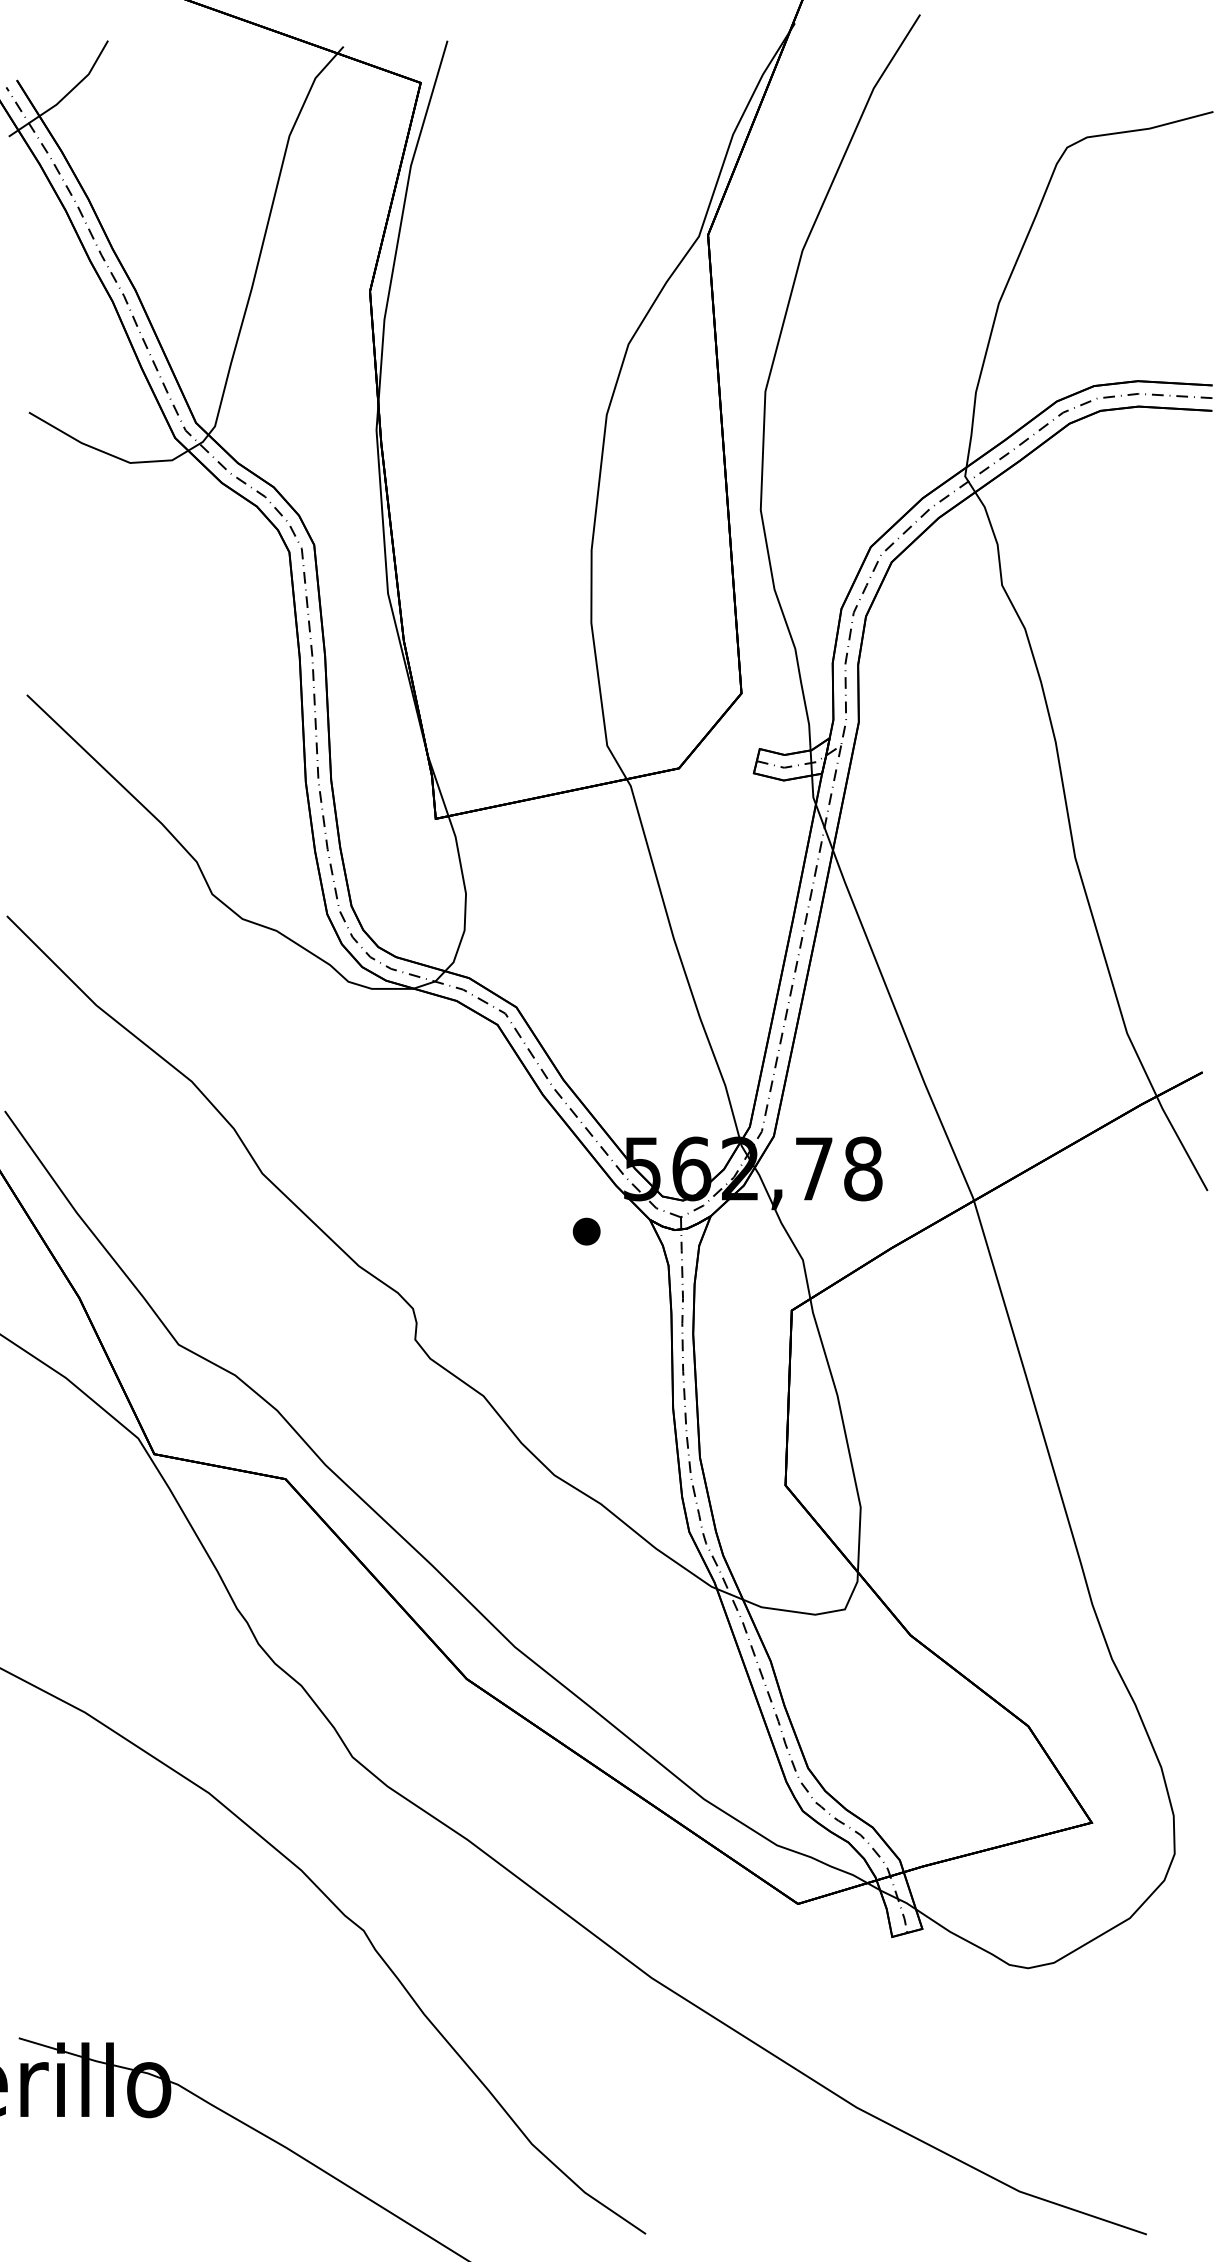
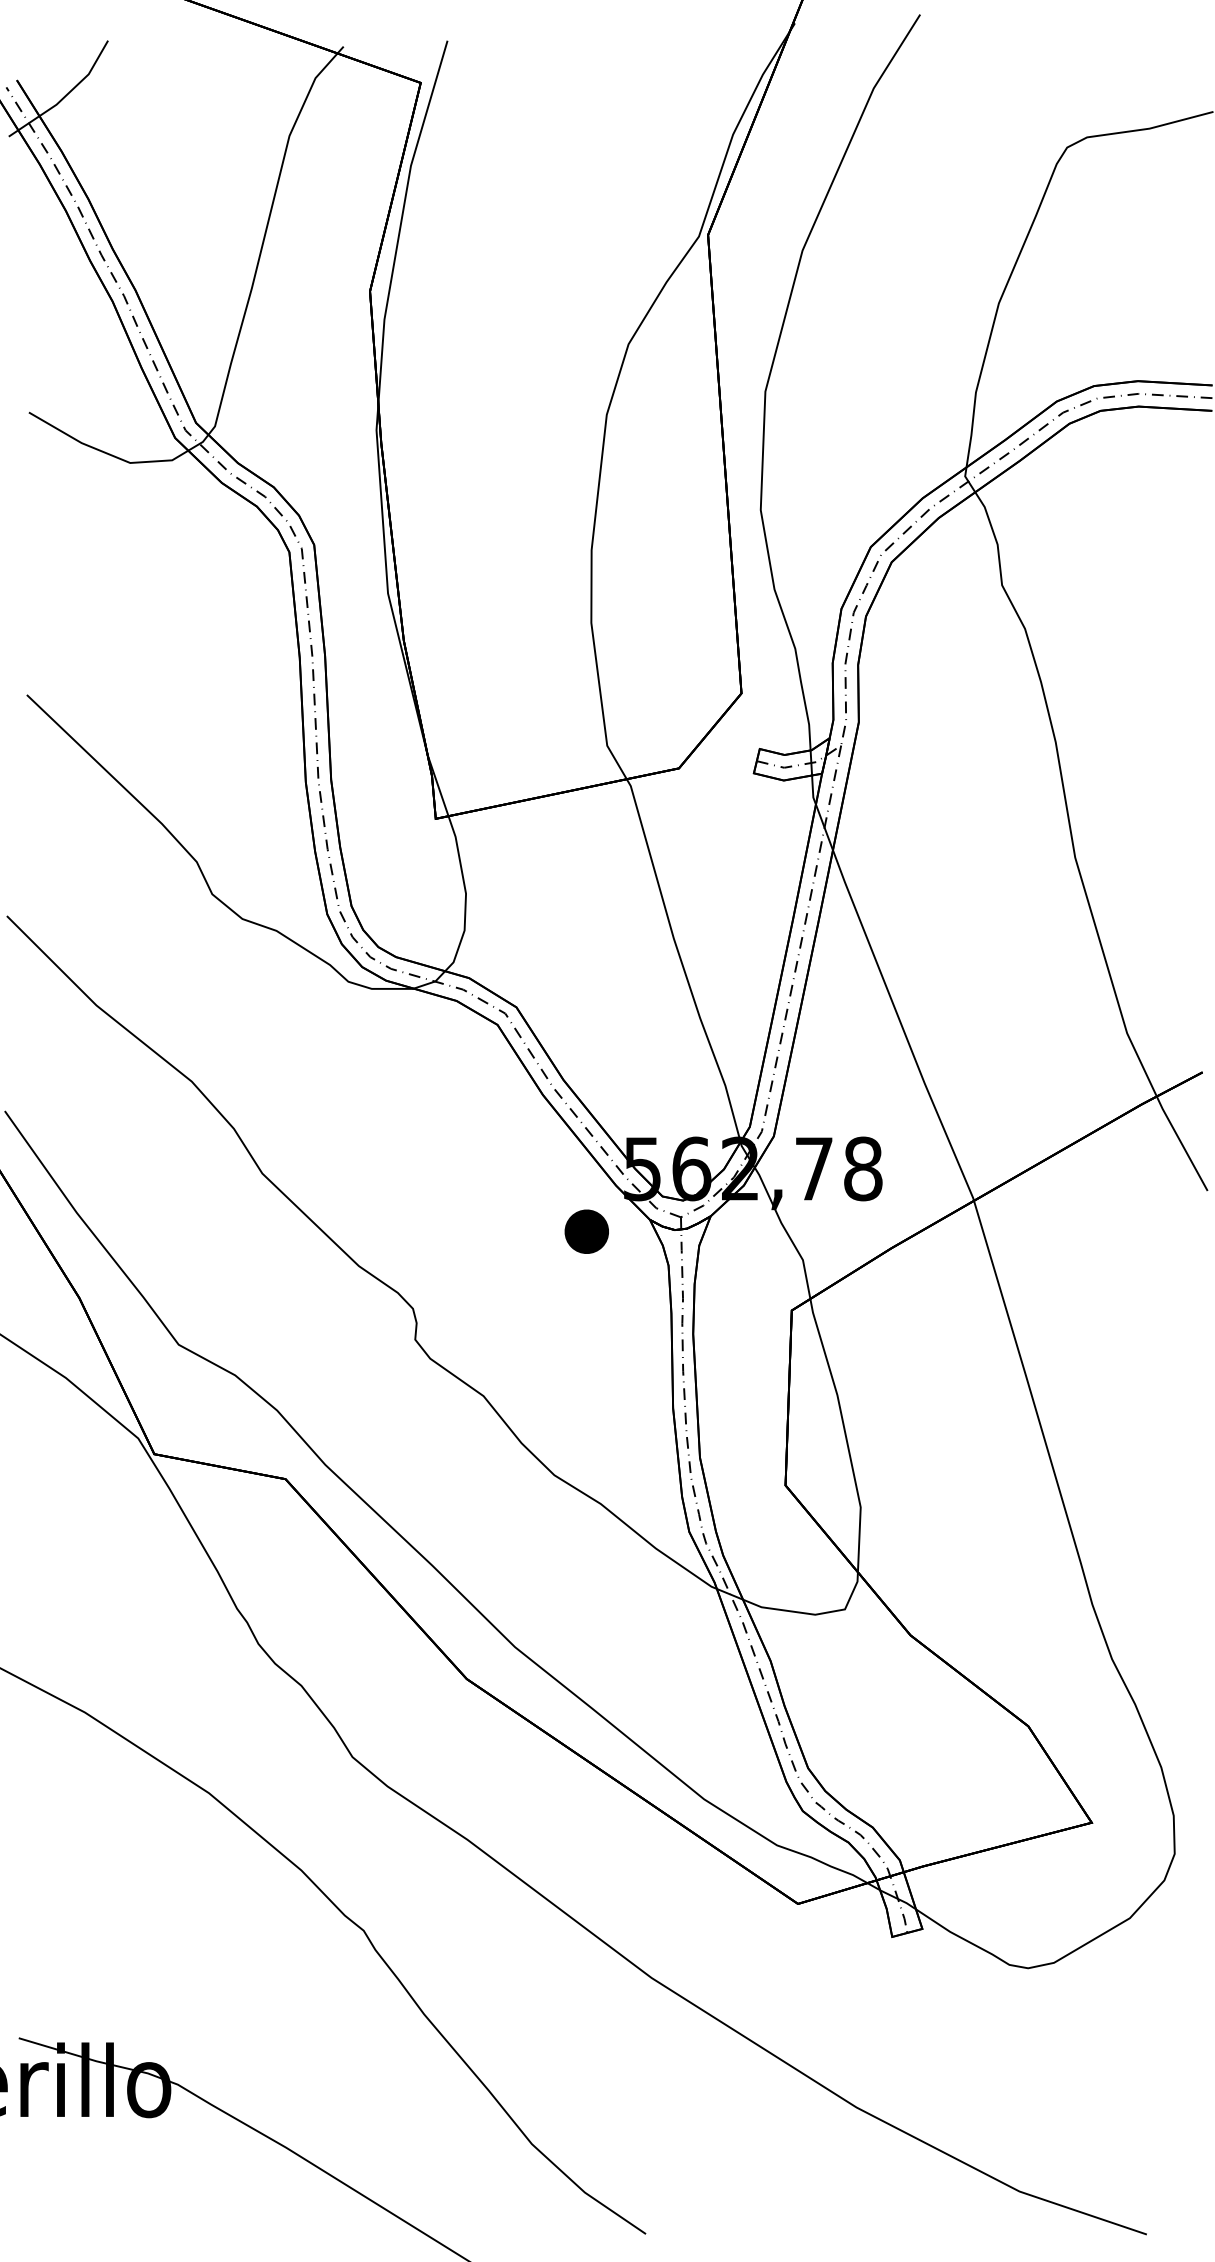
part size: 29x29 px -> 45x45 px (586, 1231)
